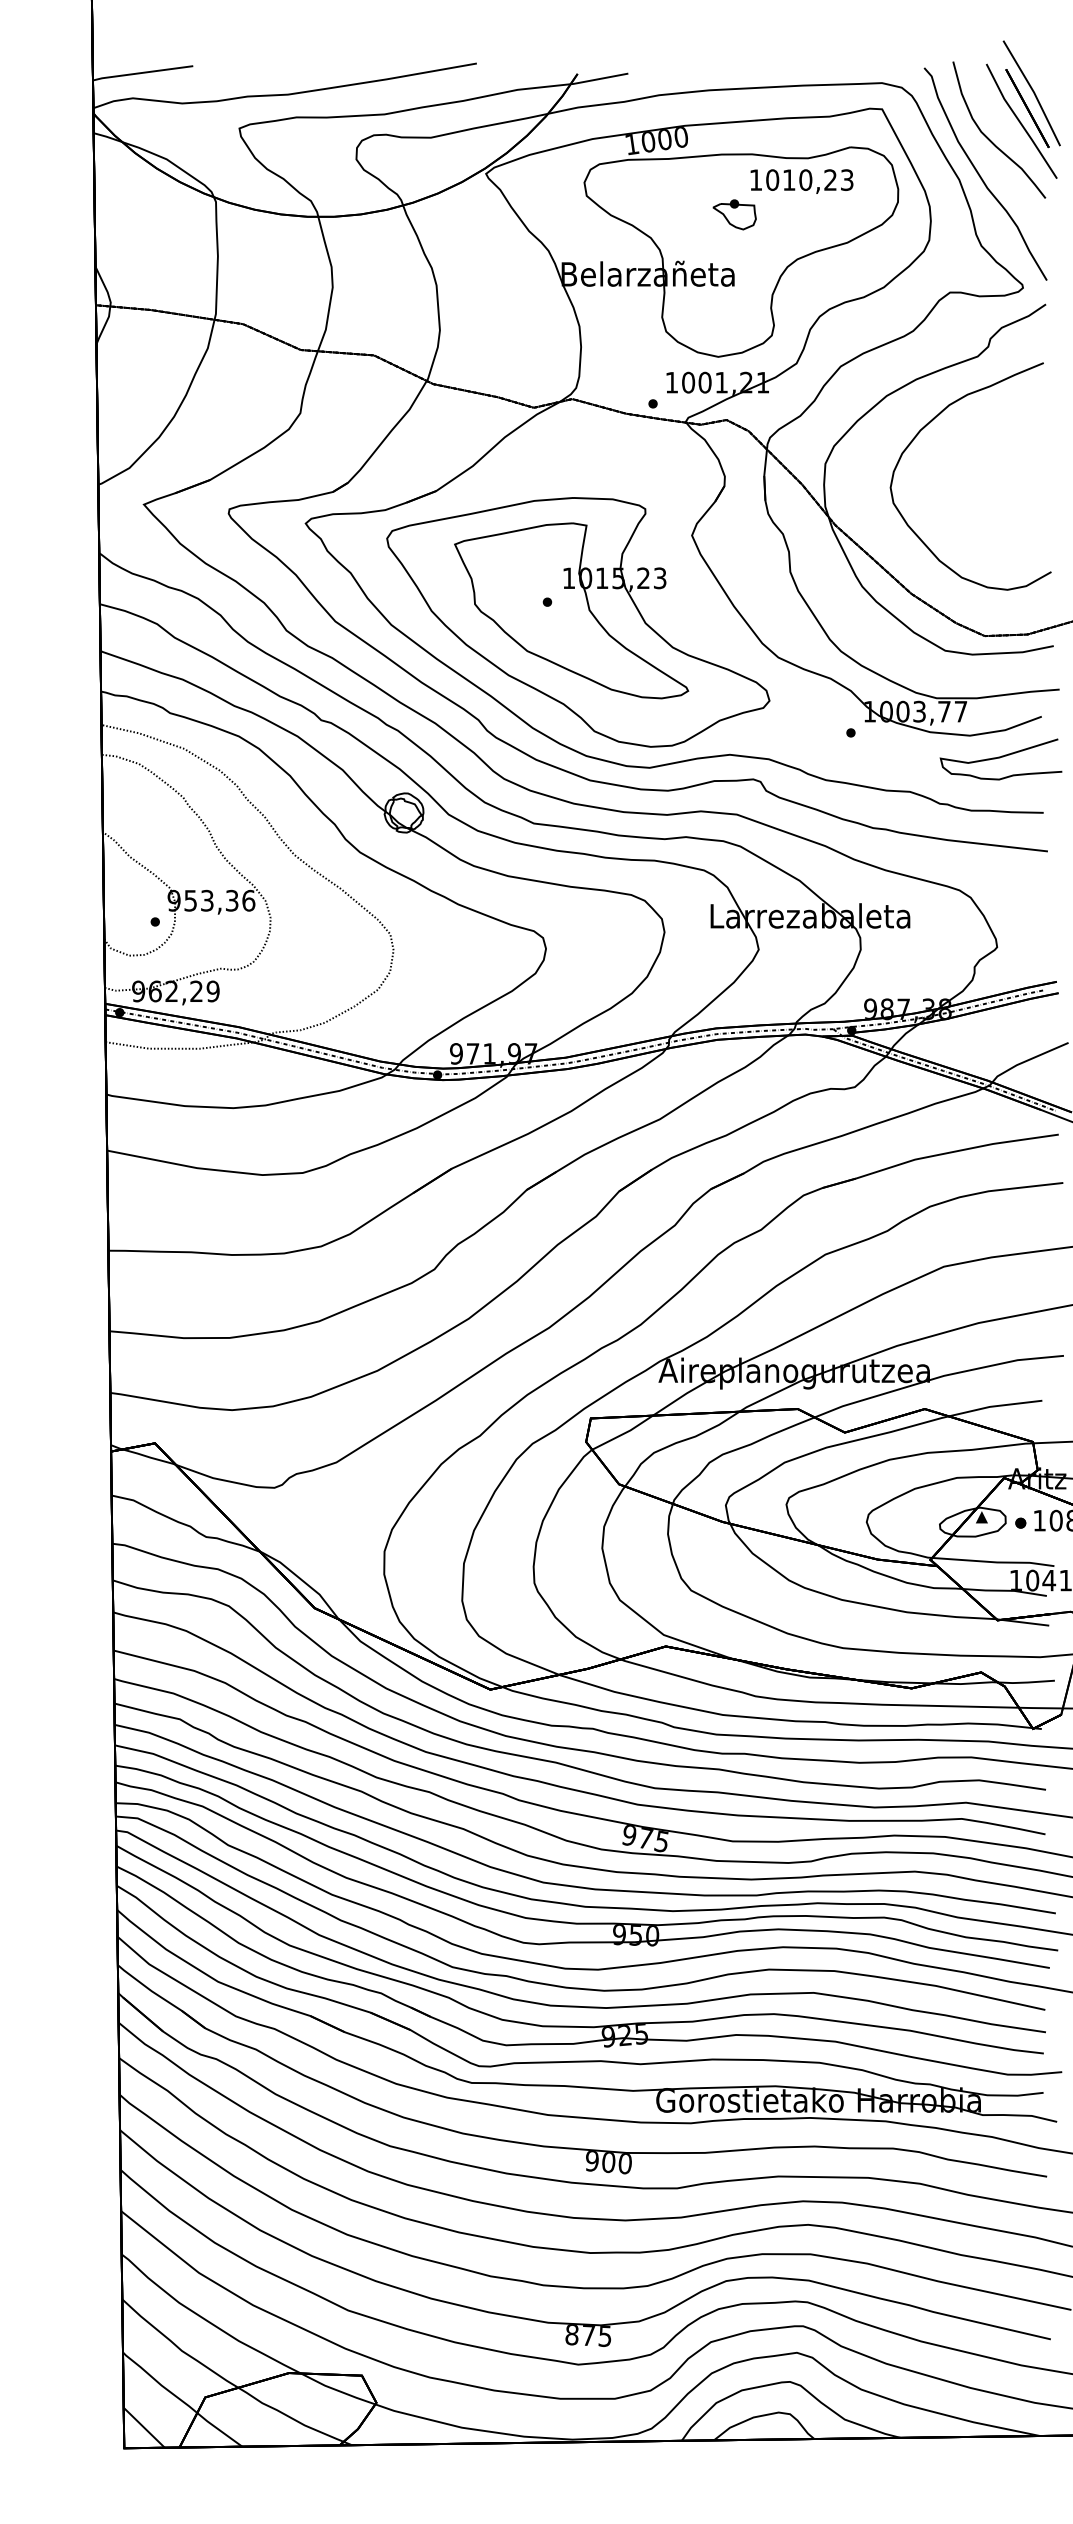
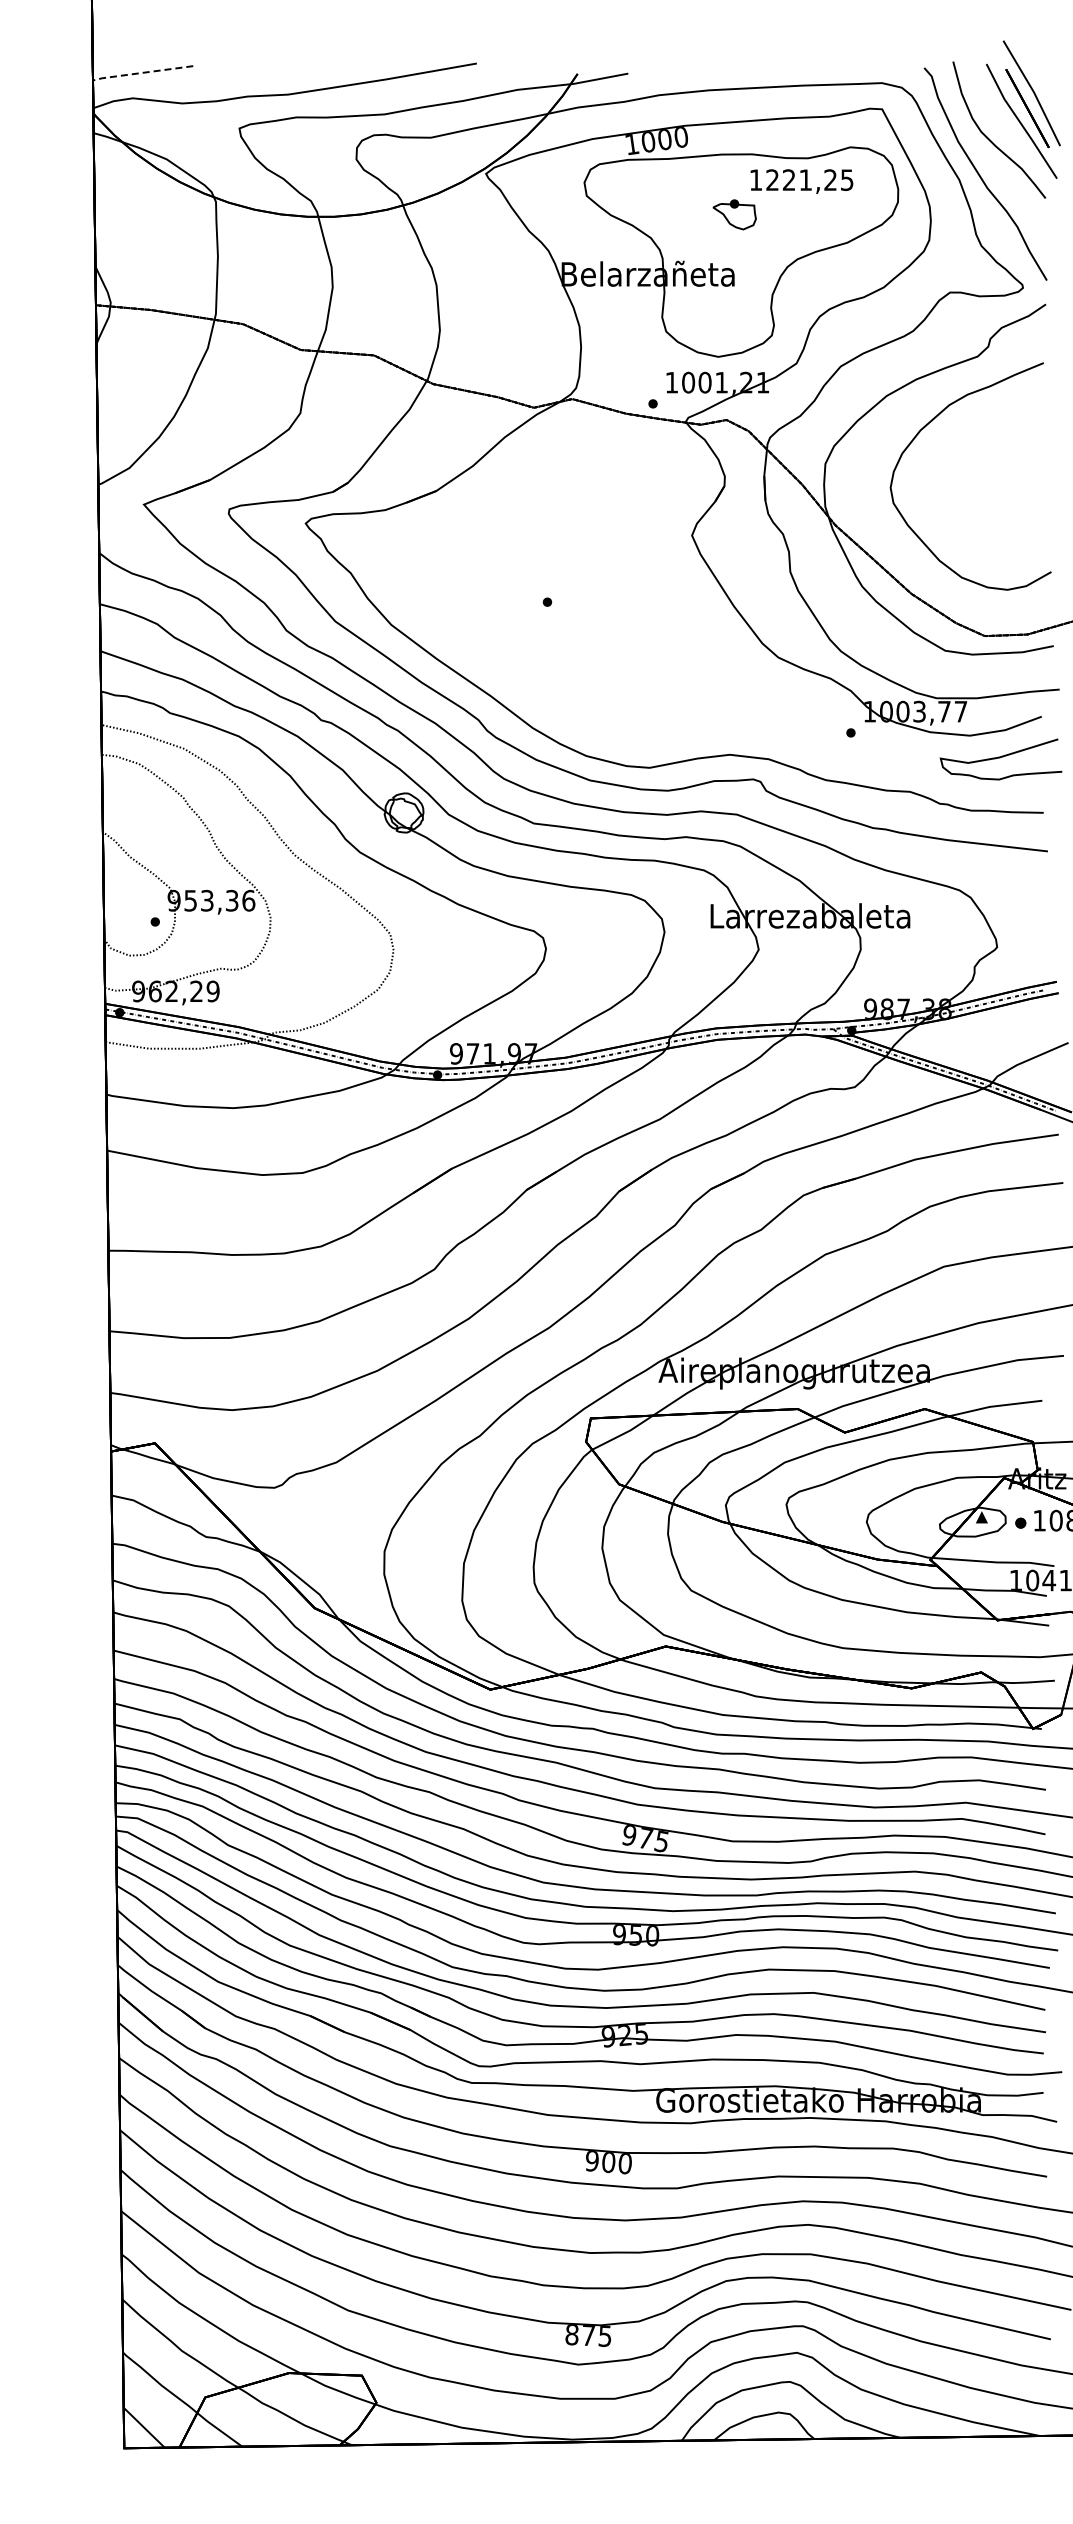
line: solid -> dashed (142, 72)
text: 1010,23 -> 1221,25 (809, 179)
part: present -> none (578, 622)
